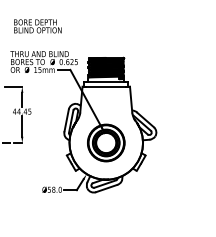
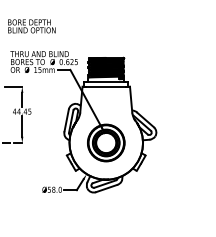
text position: (37, 26) -> (31, 26) (31, 26)
